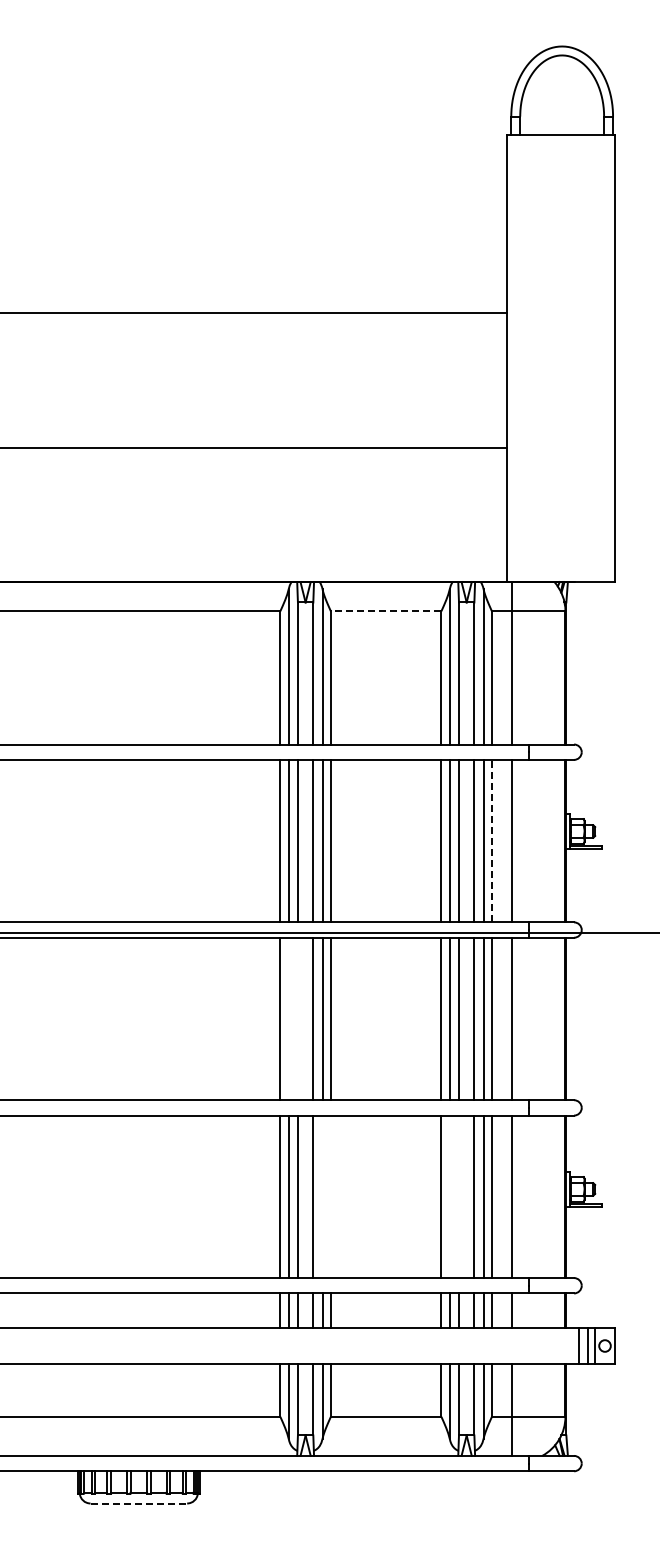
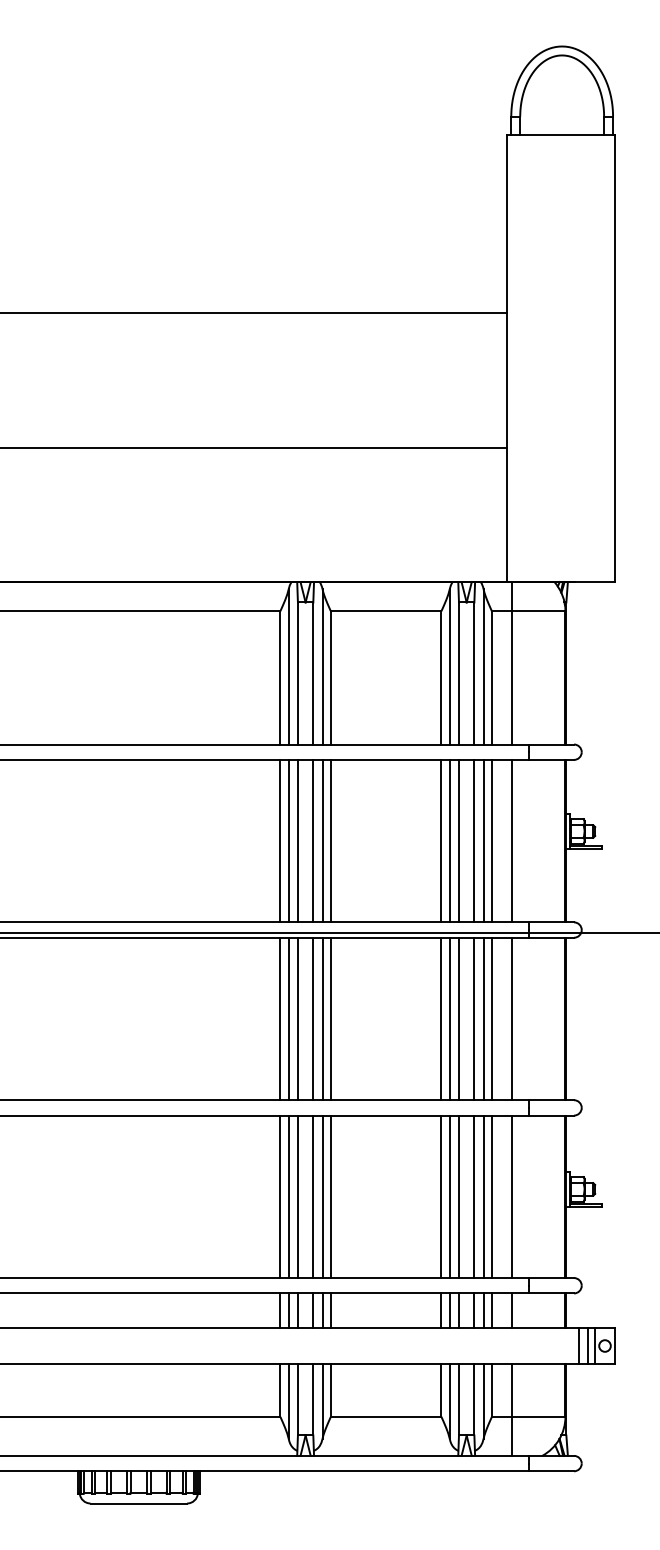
line: dashed -> solid (385, 611)
line: dashed -> solid (491, 840)
line: none -> present (288, 1018)
line: none -> present (297, 1018)
line: none -> present (322, 1196)
line: none -> present (330, 1196)
line: none -> present (449, 1196)
line: none -> present (458, 1196)
line: dashed -> solid (139, 1503)
